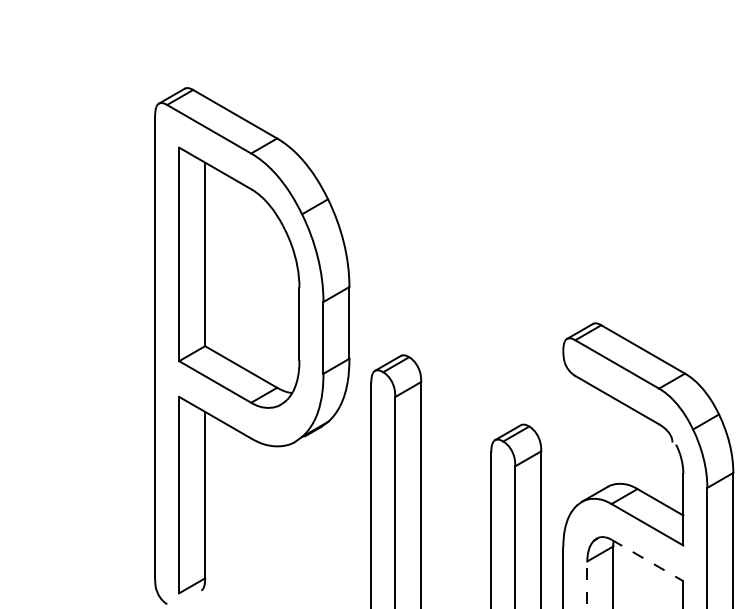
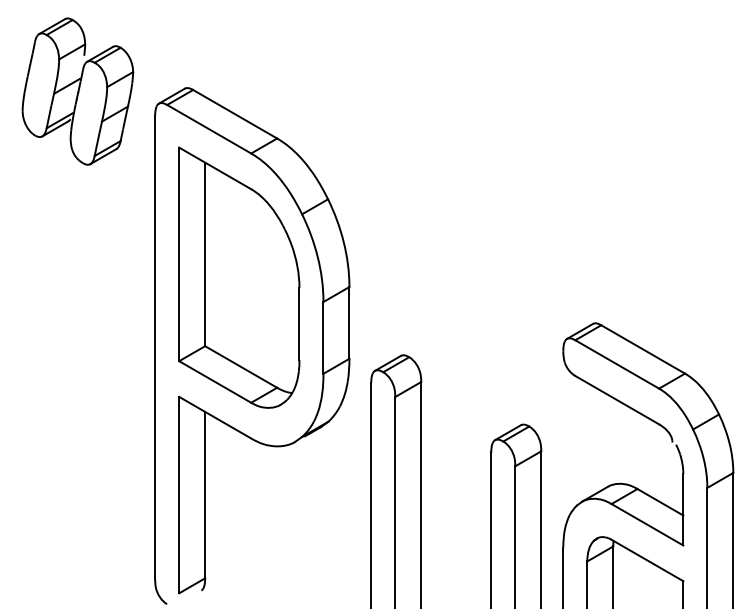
part: none -> present (77, 91)
line: dashed -> solid (647, 560)
line: dashed -> solid (587, 584)
